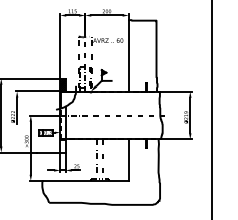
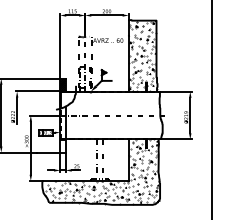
hatch: none -> present (142, 56)
hatch: none -> present (102, 171)
